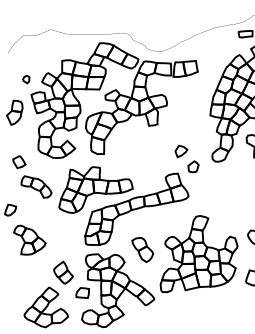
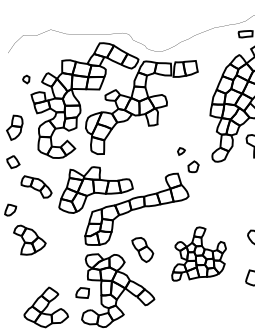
part position: (14, 112) -> (14, 127) (14, 127)
part size: 15x15 px -> 9x9 px (181, 151)
part position: (19, 162) -> (13, 162) (13, 162)
part size: 80x78 px -> 56x56 px (198, 253)
part: present -> none (63, 272)
